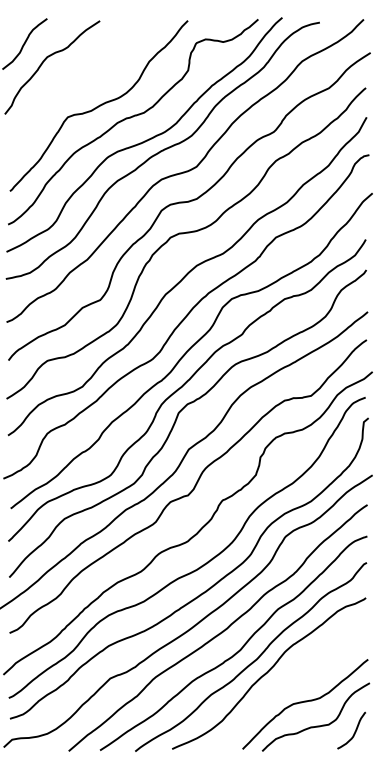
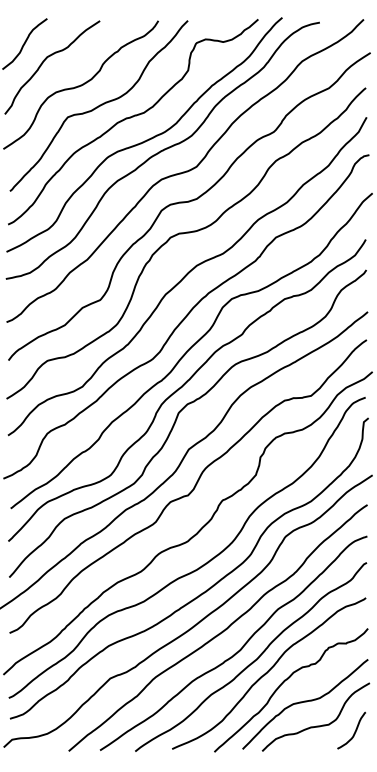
curve: none -> present (80, 84)
curve: none -> present (284, 682)
